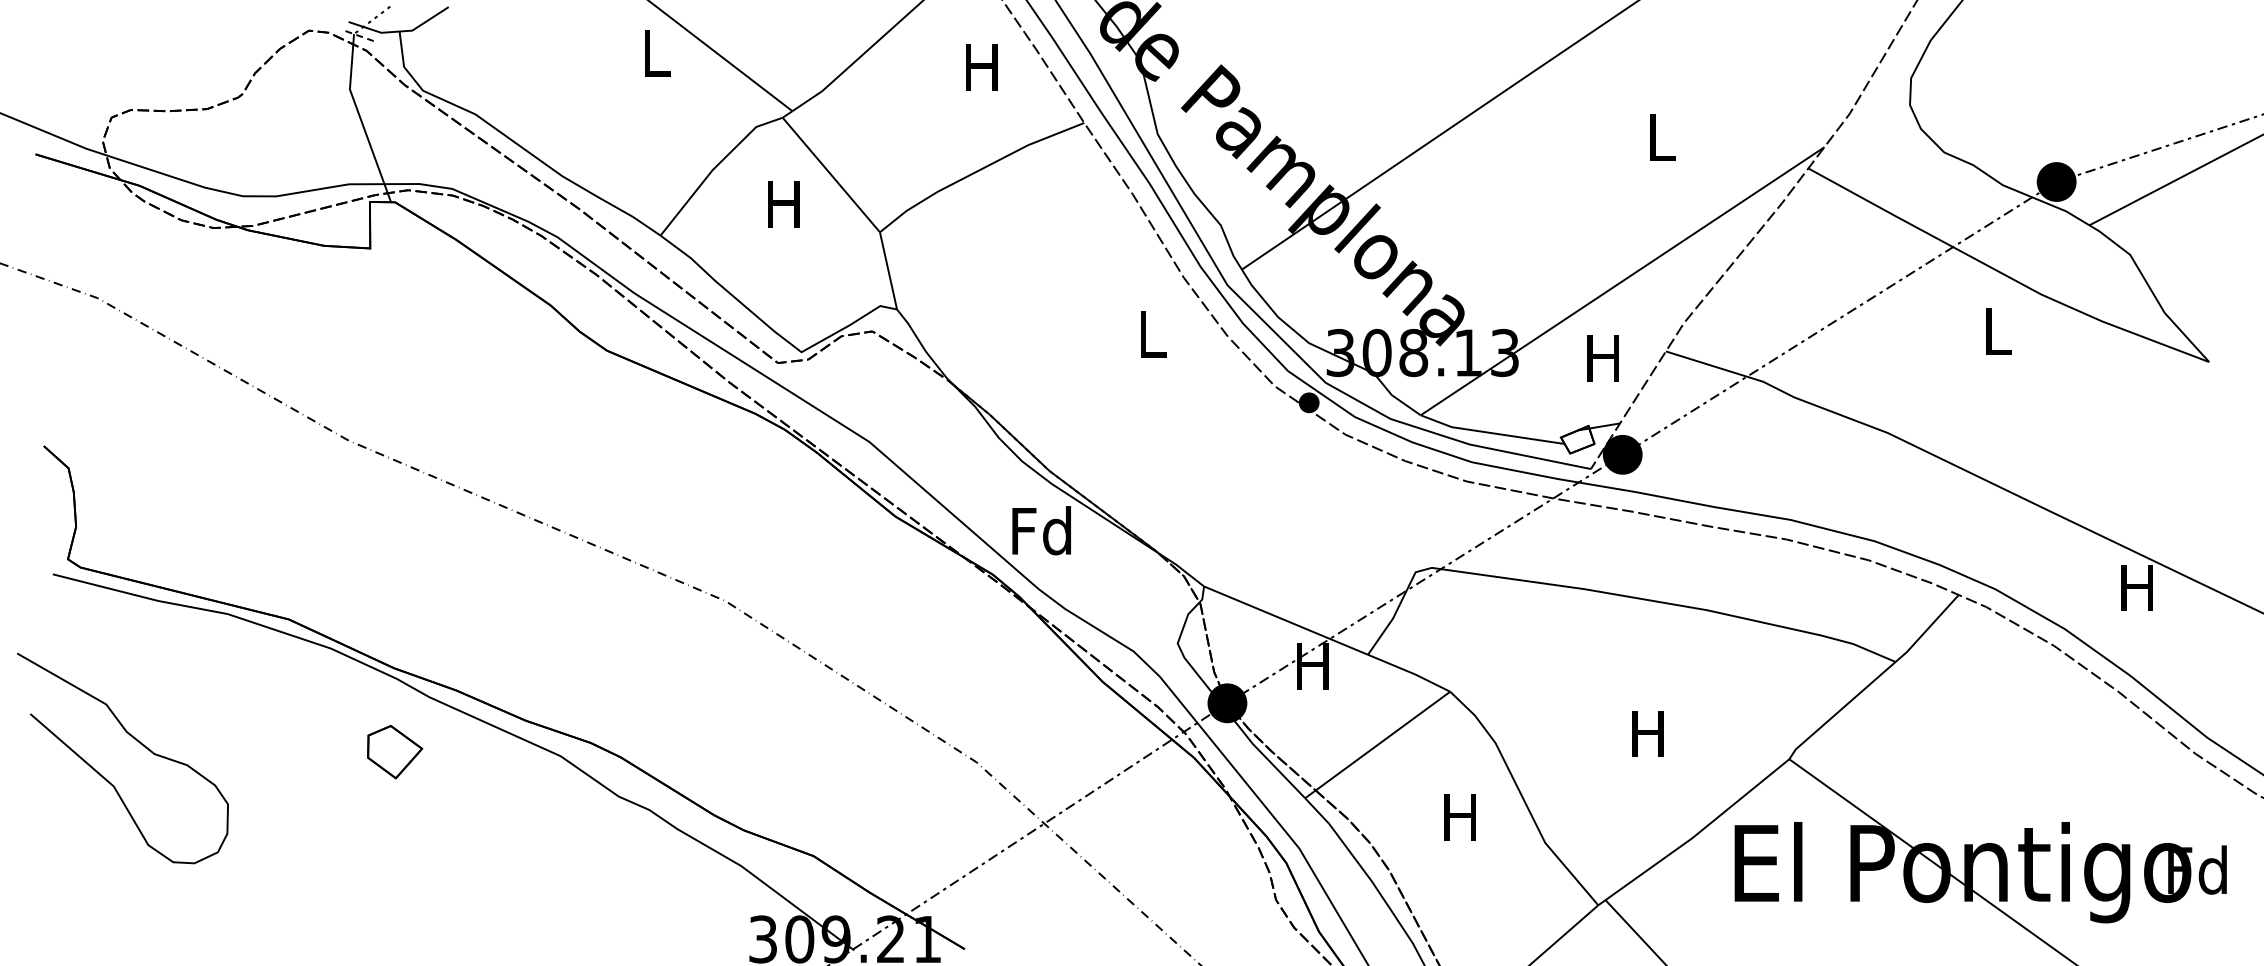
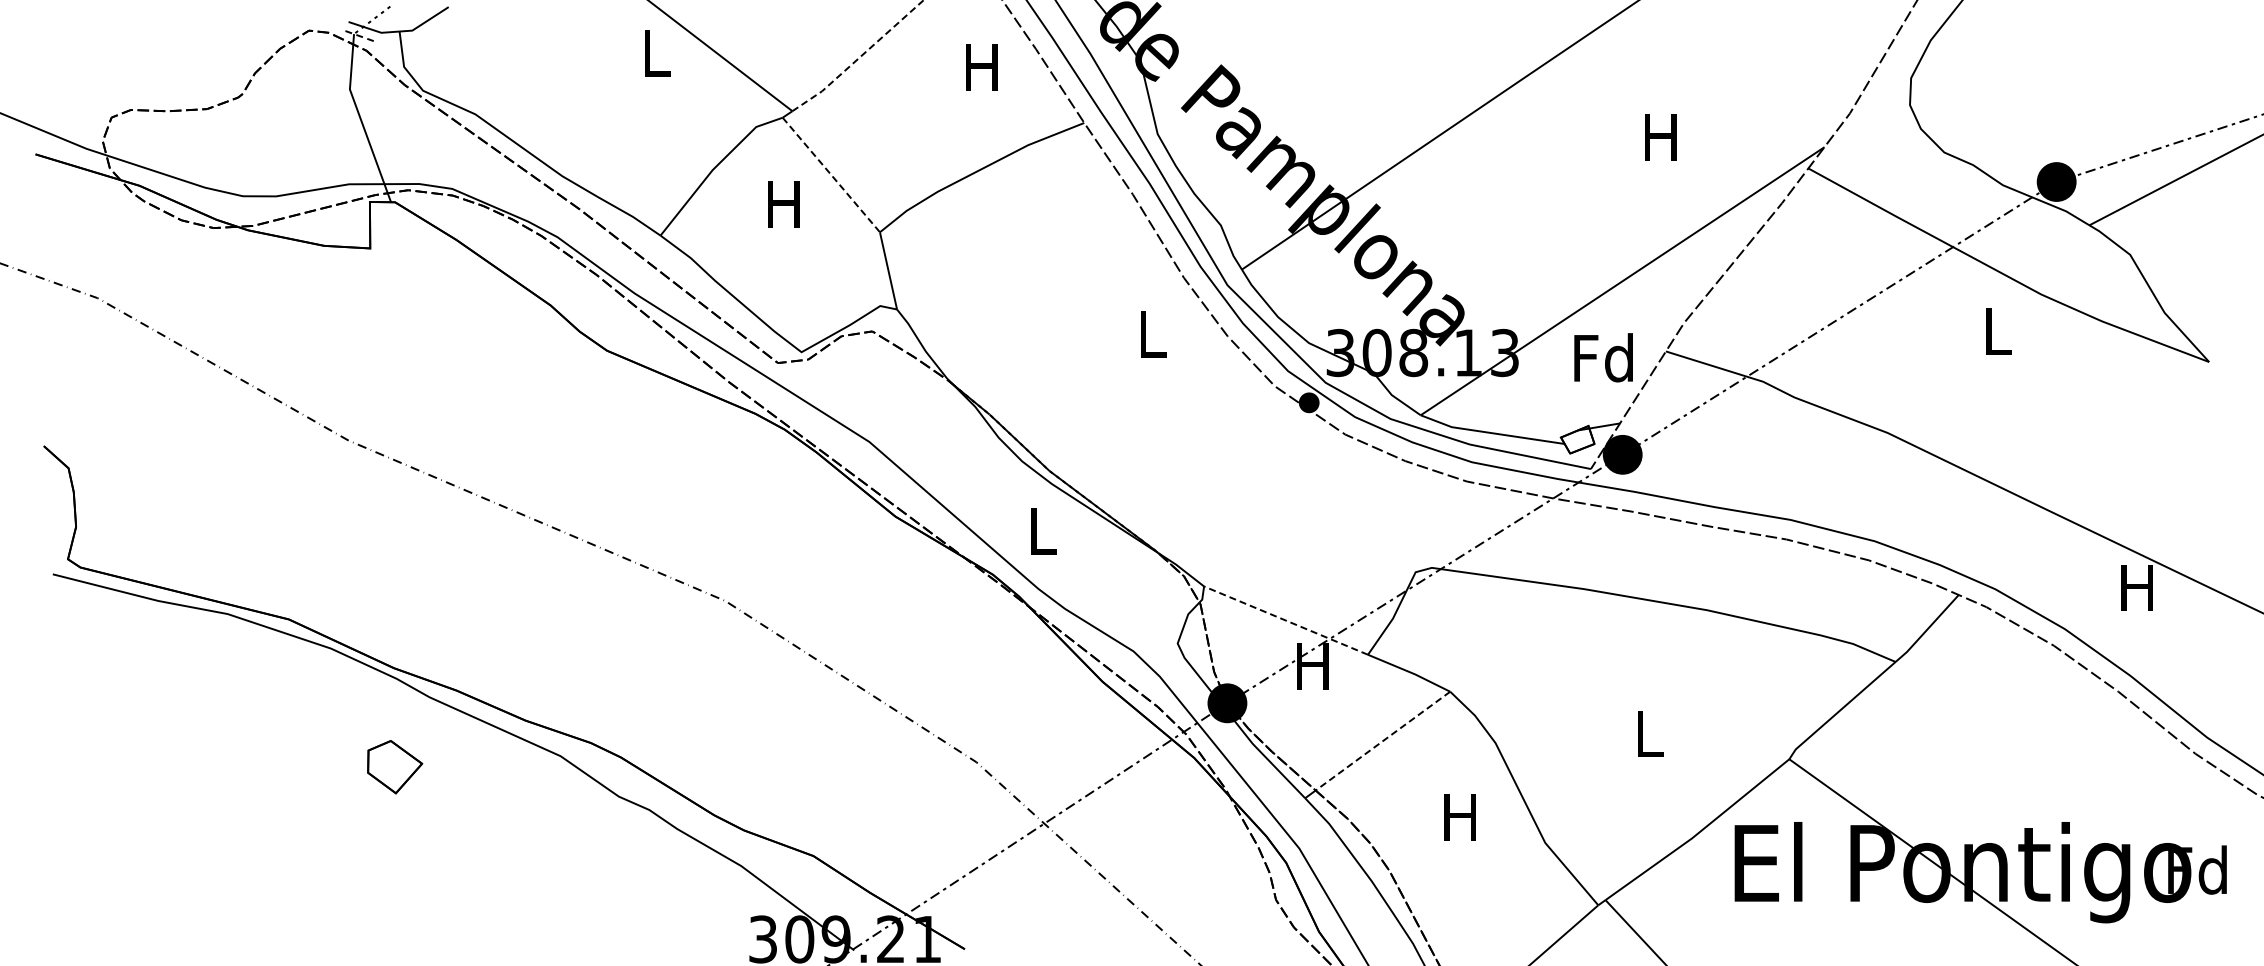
line: solid -> dashed (859, 58)
text: L -> H (1660, 137)
line: solid -> dashed (831, 175)
text: H -> Fd (1603, 357)
text: Fd -> L (1041, 530)
line: solid -> dashed (1286, 620)
text: H -> L (1647, 733)
curve: present -> none (135, 740)
line: solid -> dashed (1382, 741)
part position: (395, 752) -> (395, 767) (395, 767)
